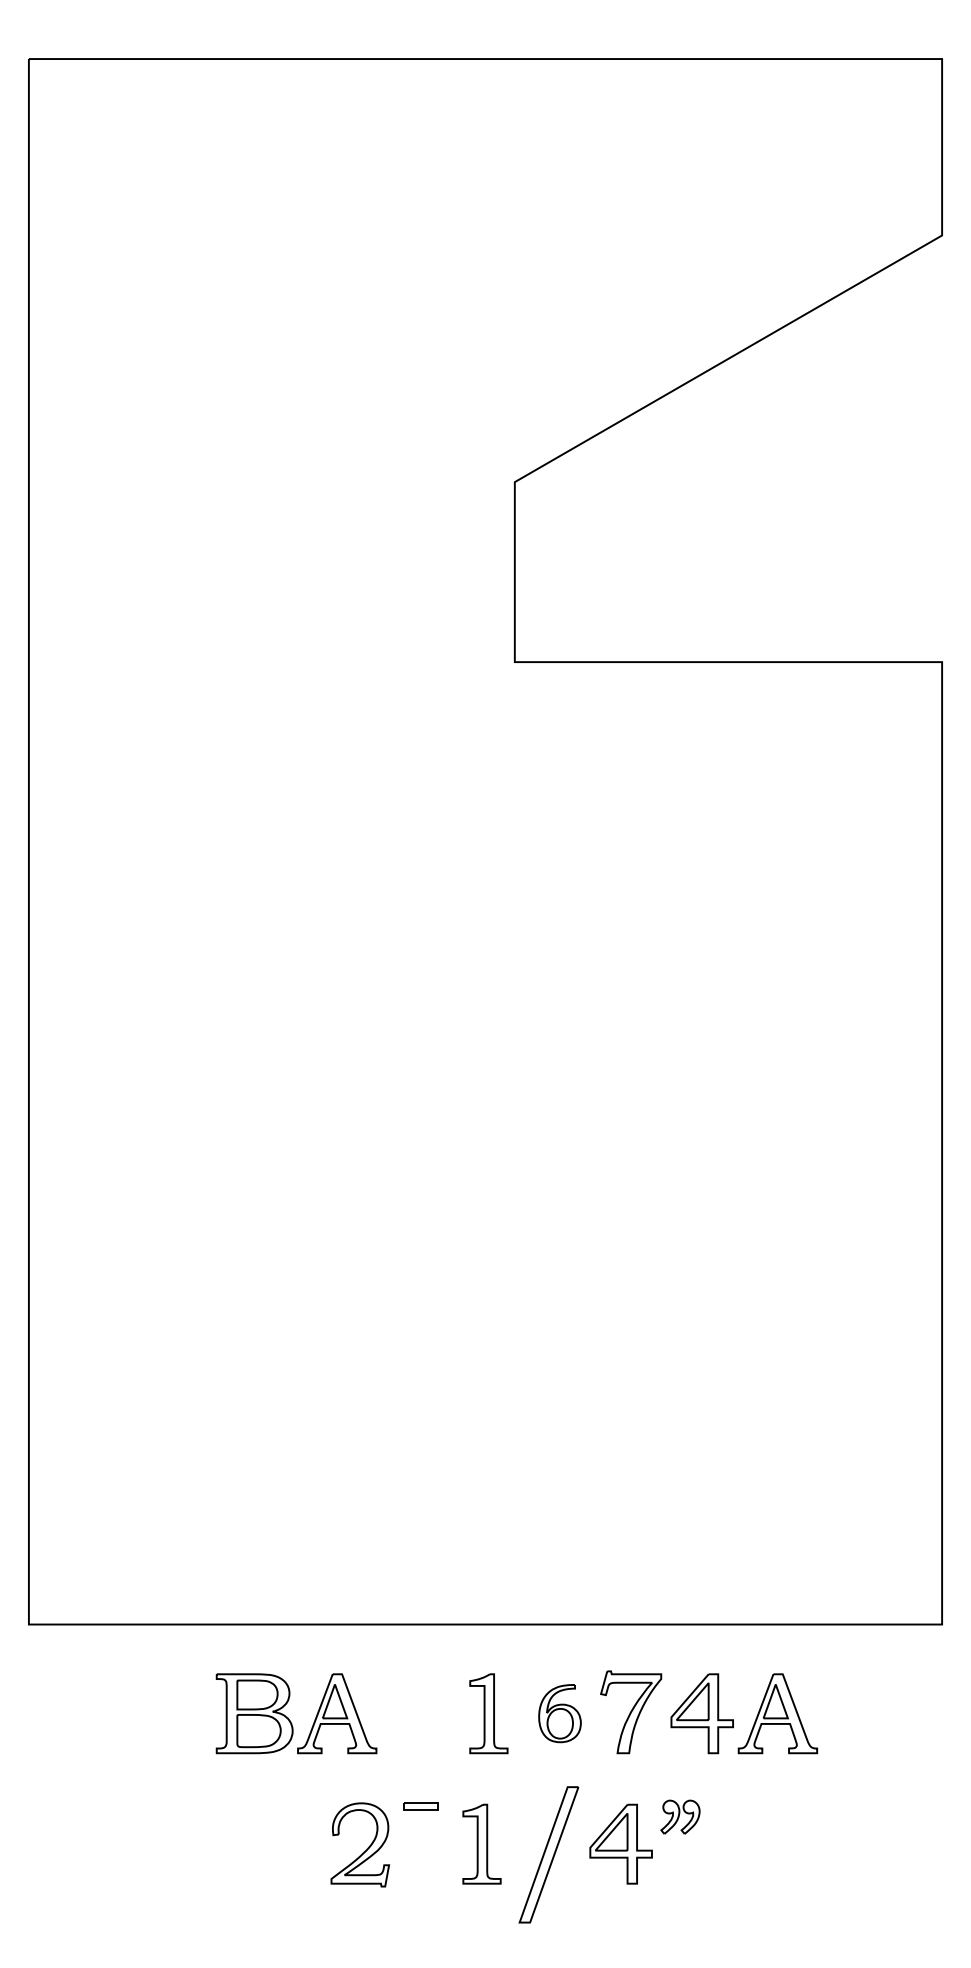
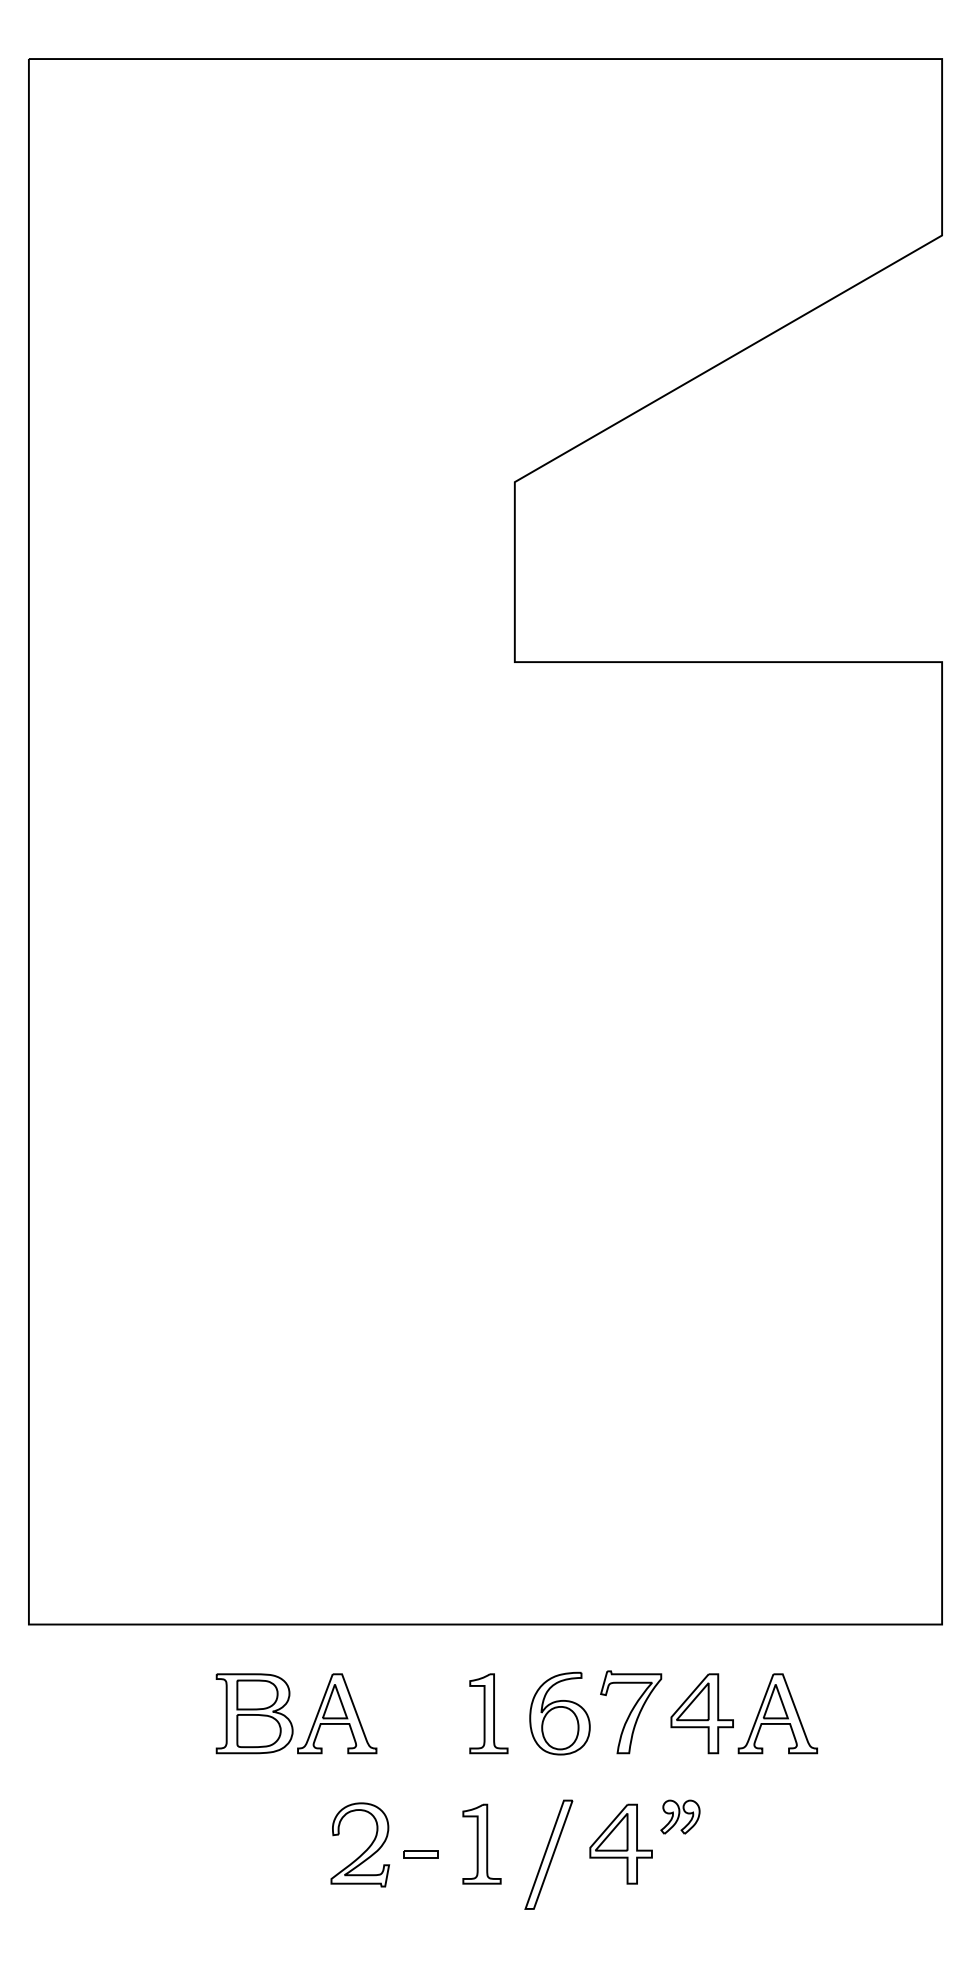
part size: 44x60 px -> 62x85 px (559, 1713)
part position: (420, 1806) -> (420, 1854) (420, 1854)
part size: 62x138 px -> 50x111 px (548, 1854)
